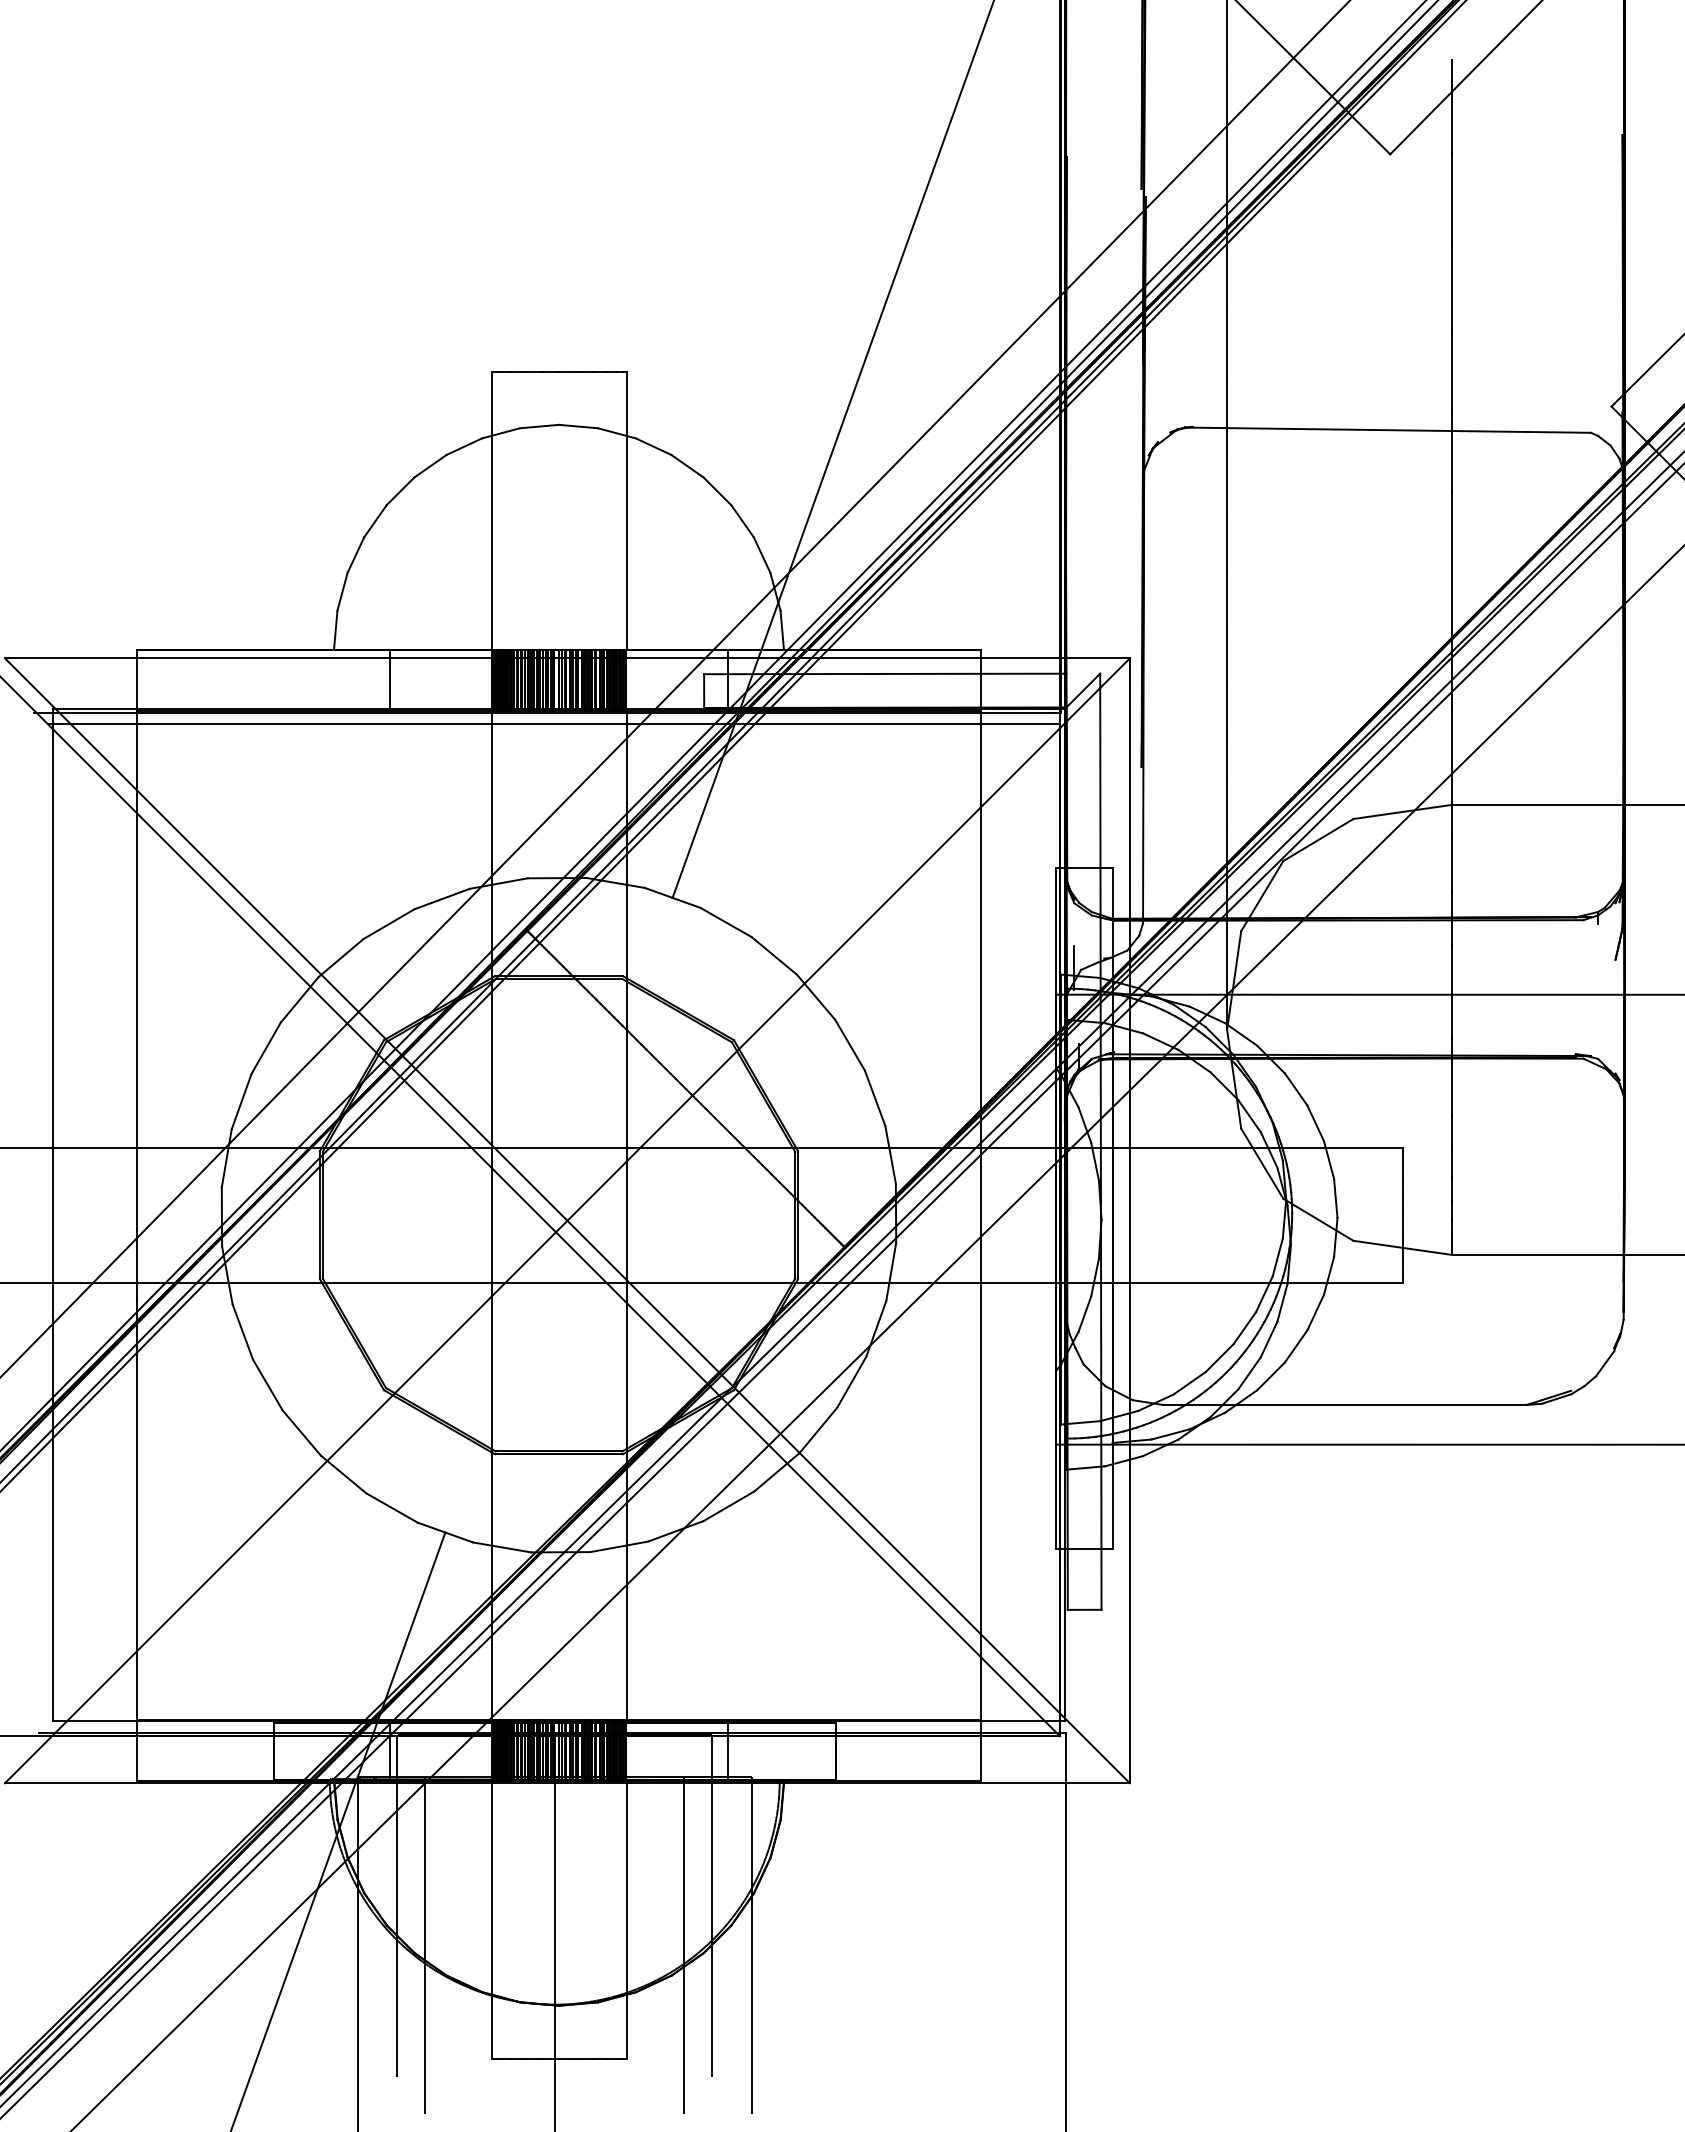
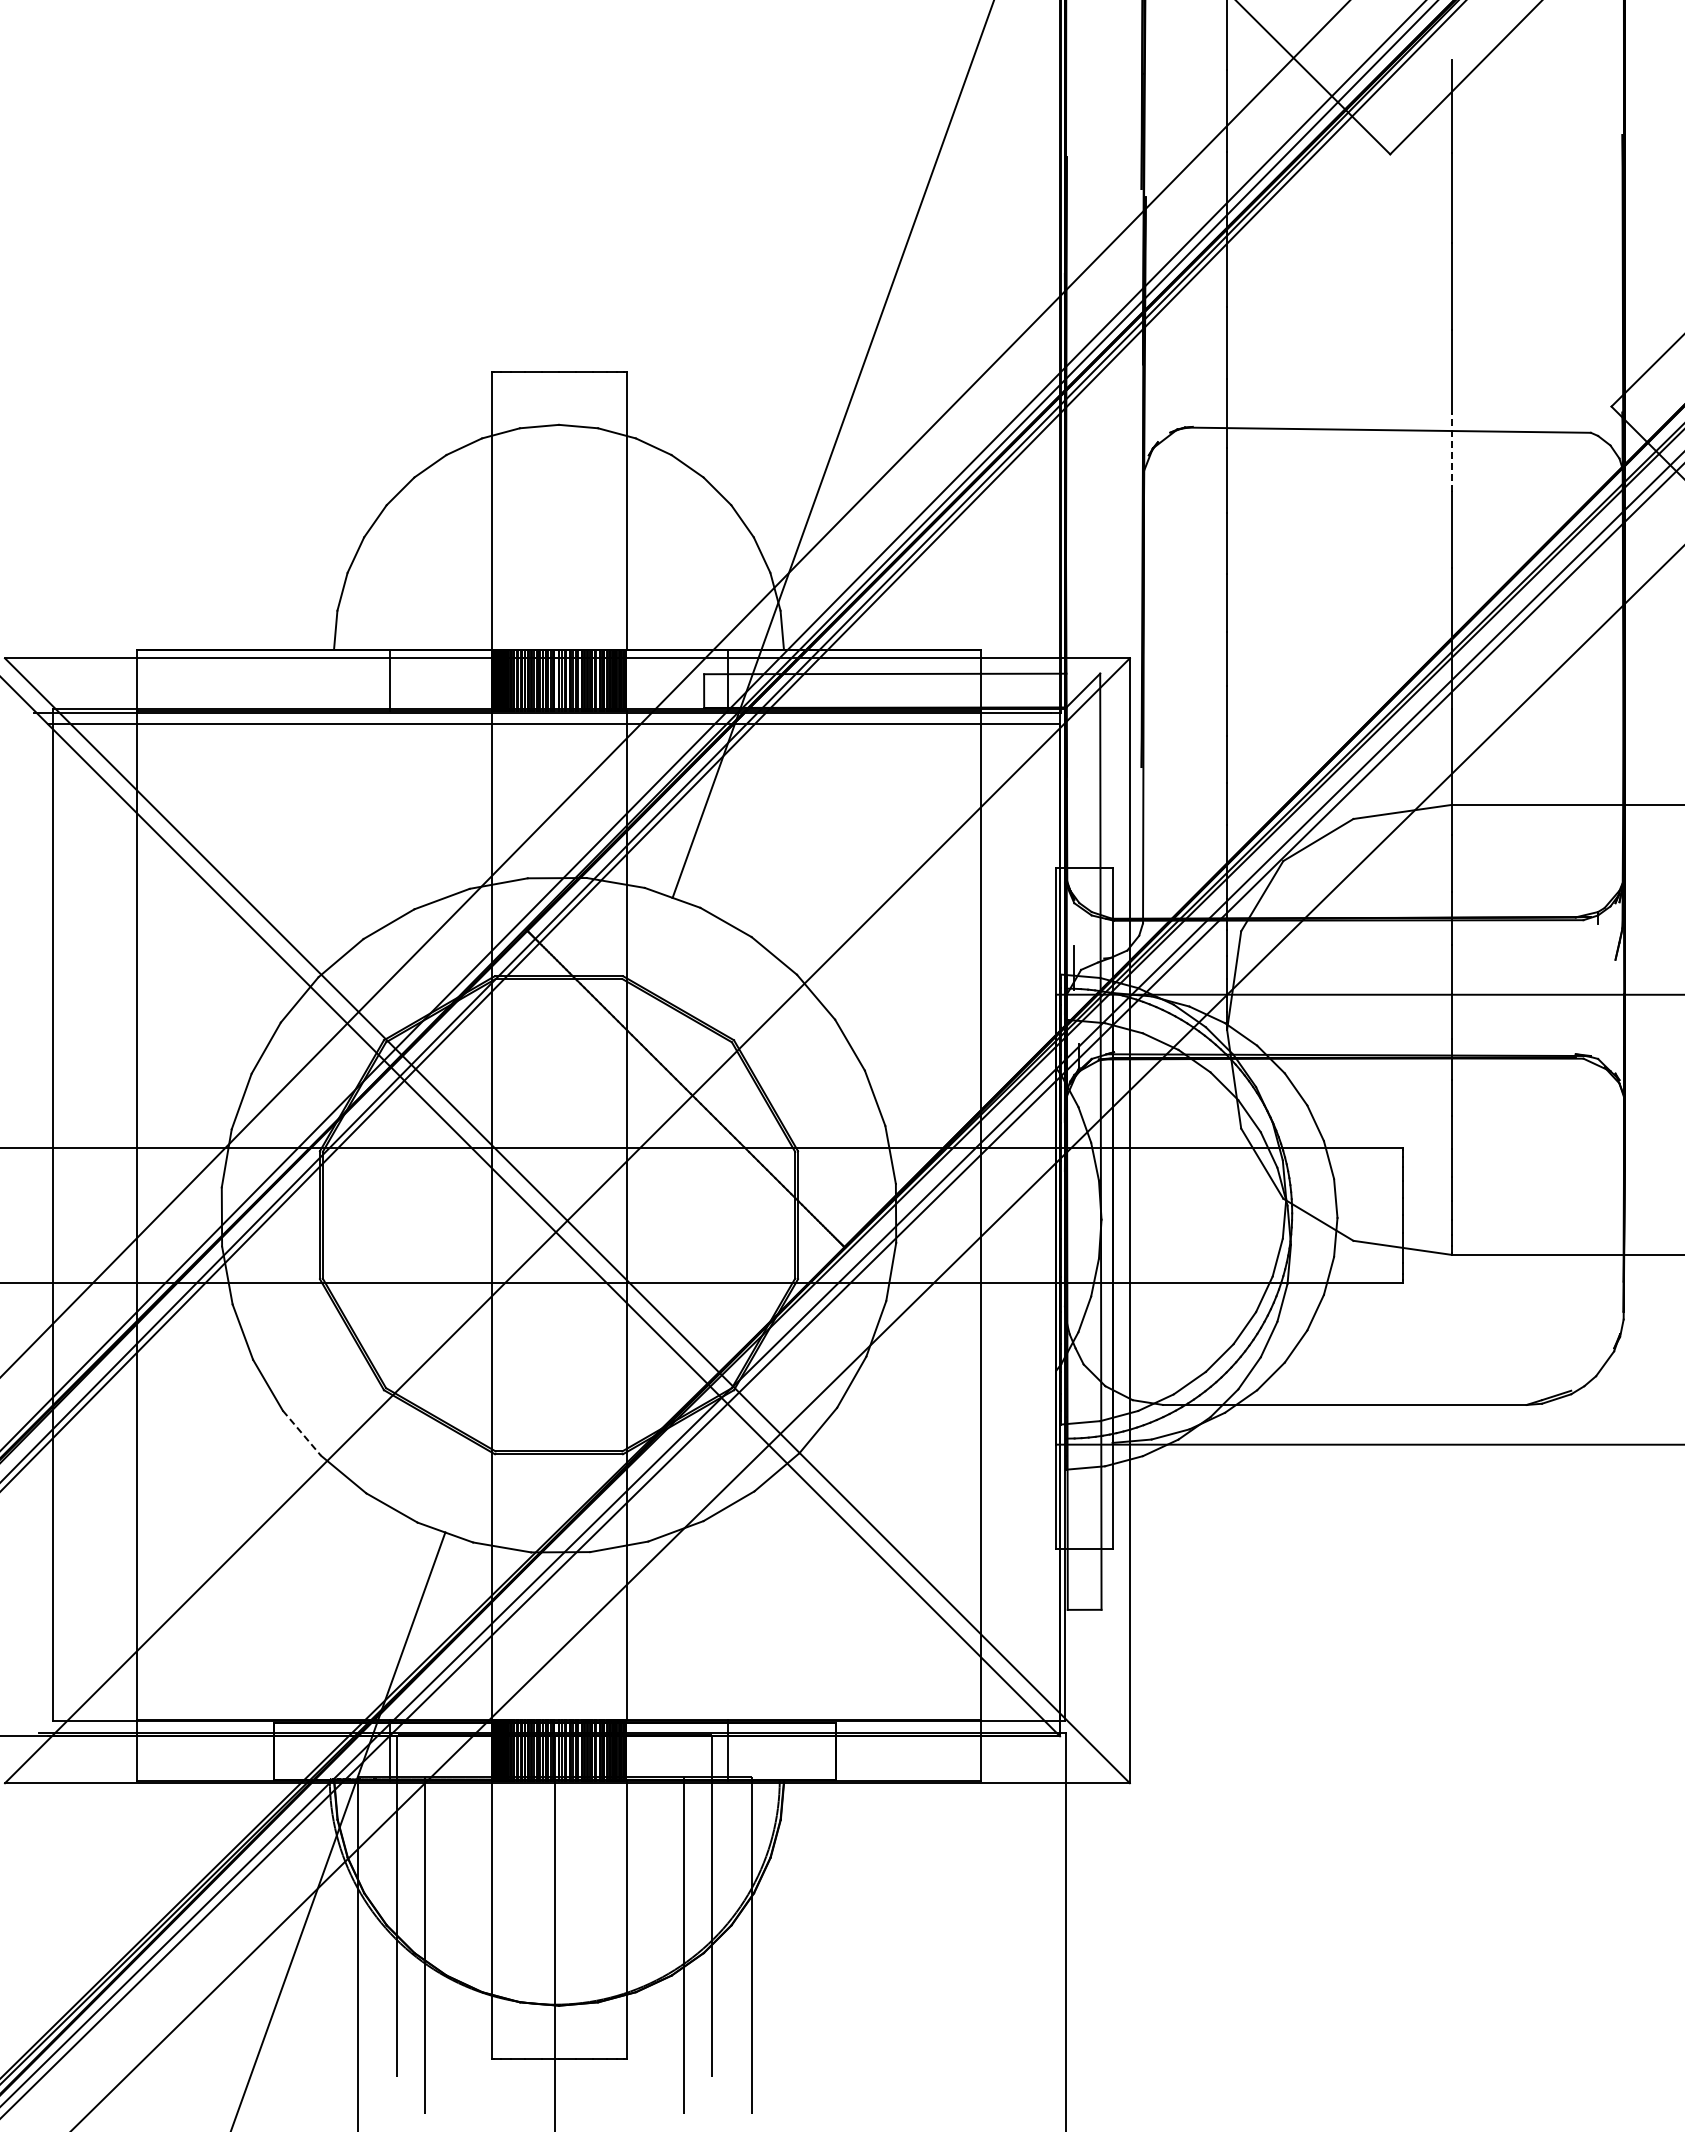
line: solid -> dashed (1451, 452)
line: solid -> dashed (302, 1433)
